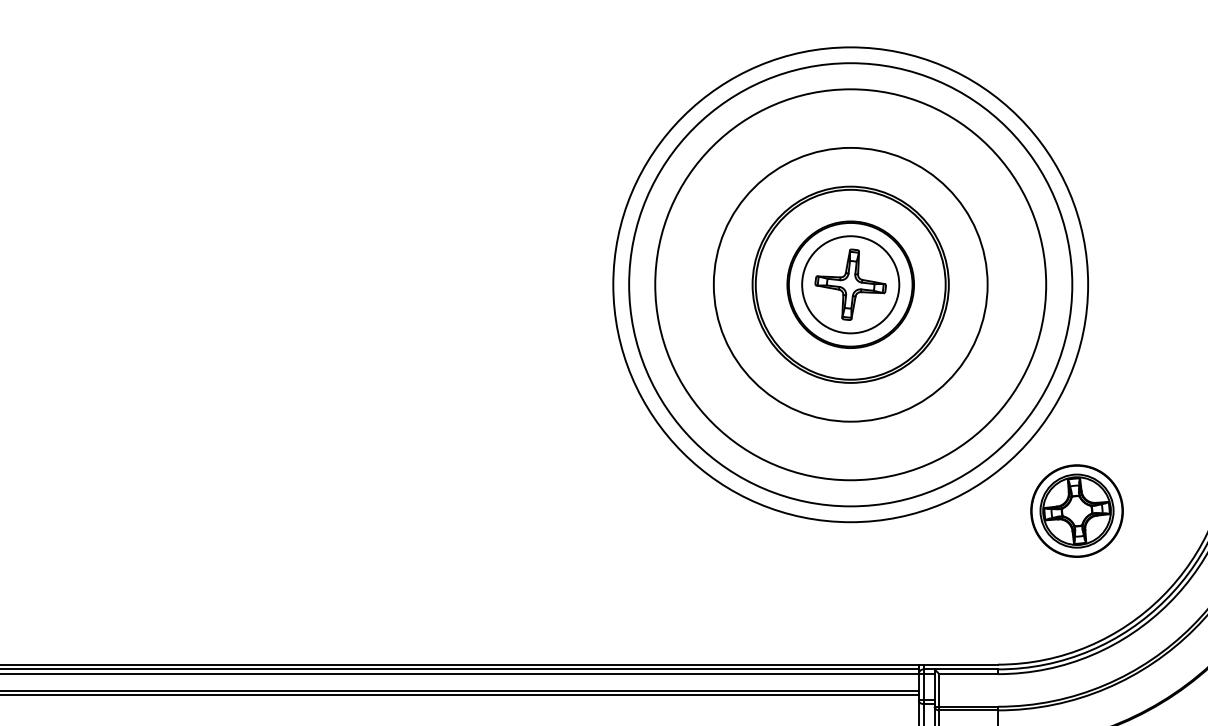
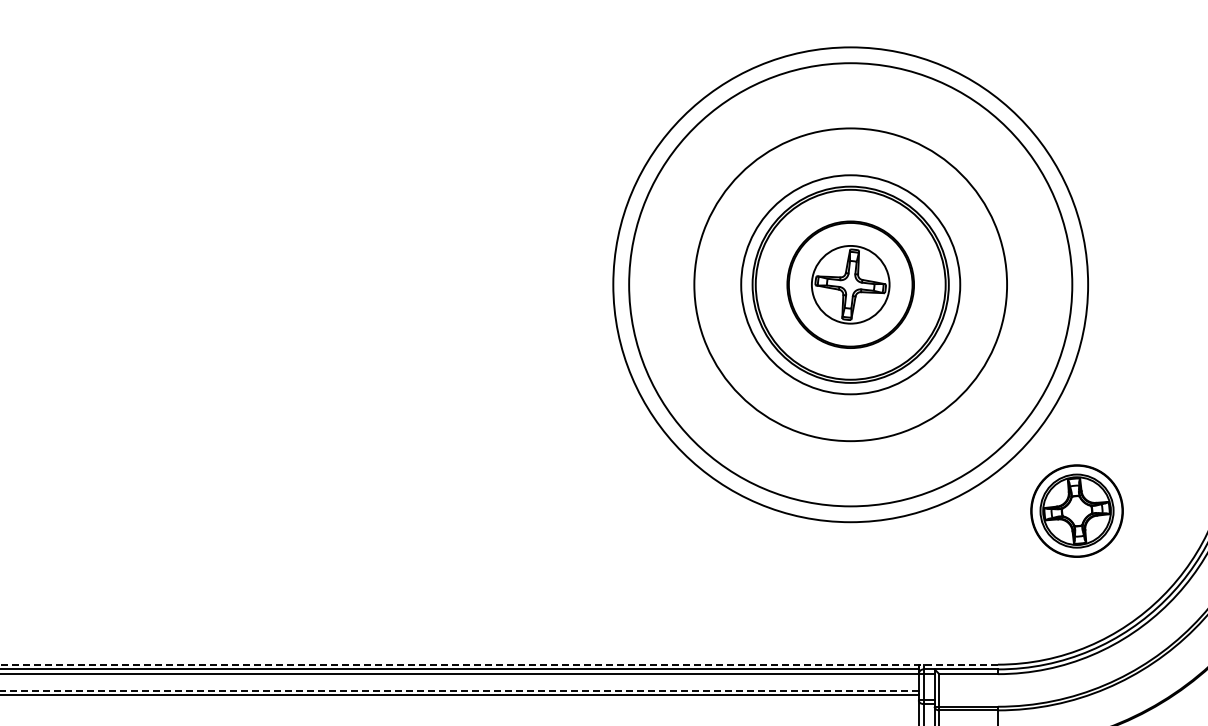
circle diameter: 274 px -> 219 px (850, 284)
circle diameter: 391 px -> 313 px (850, 284)
circle diameter: 97 px -> 78 px (850, 284)
line: solid -> dashed (499, 664)
line: solid -> dashed (459, 690)
